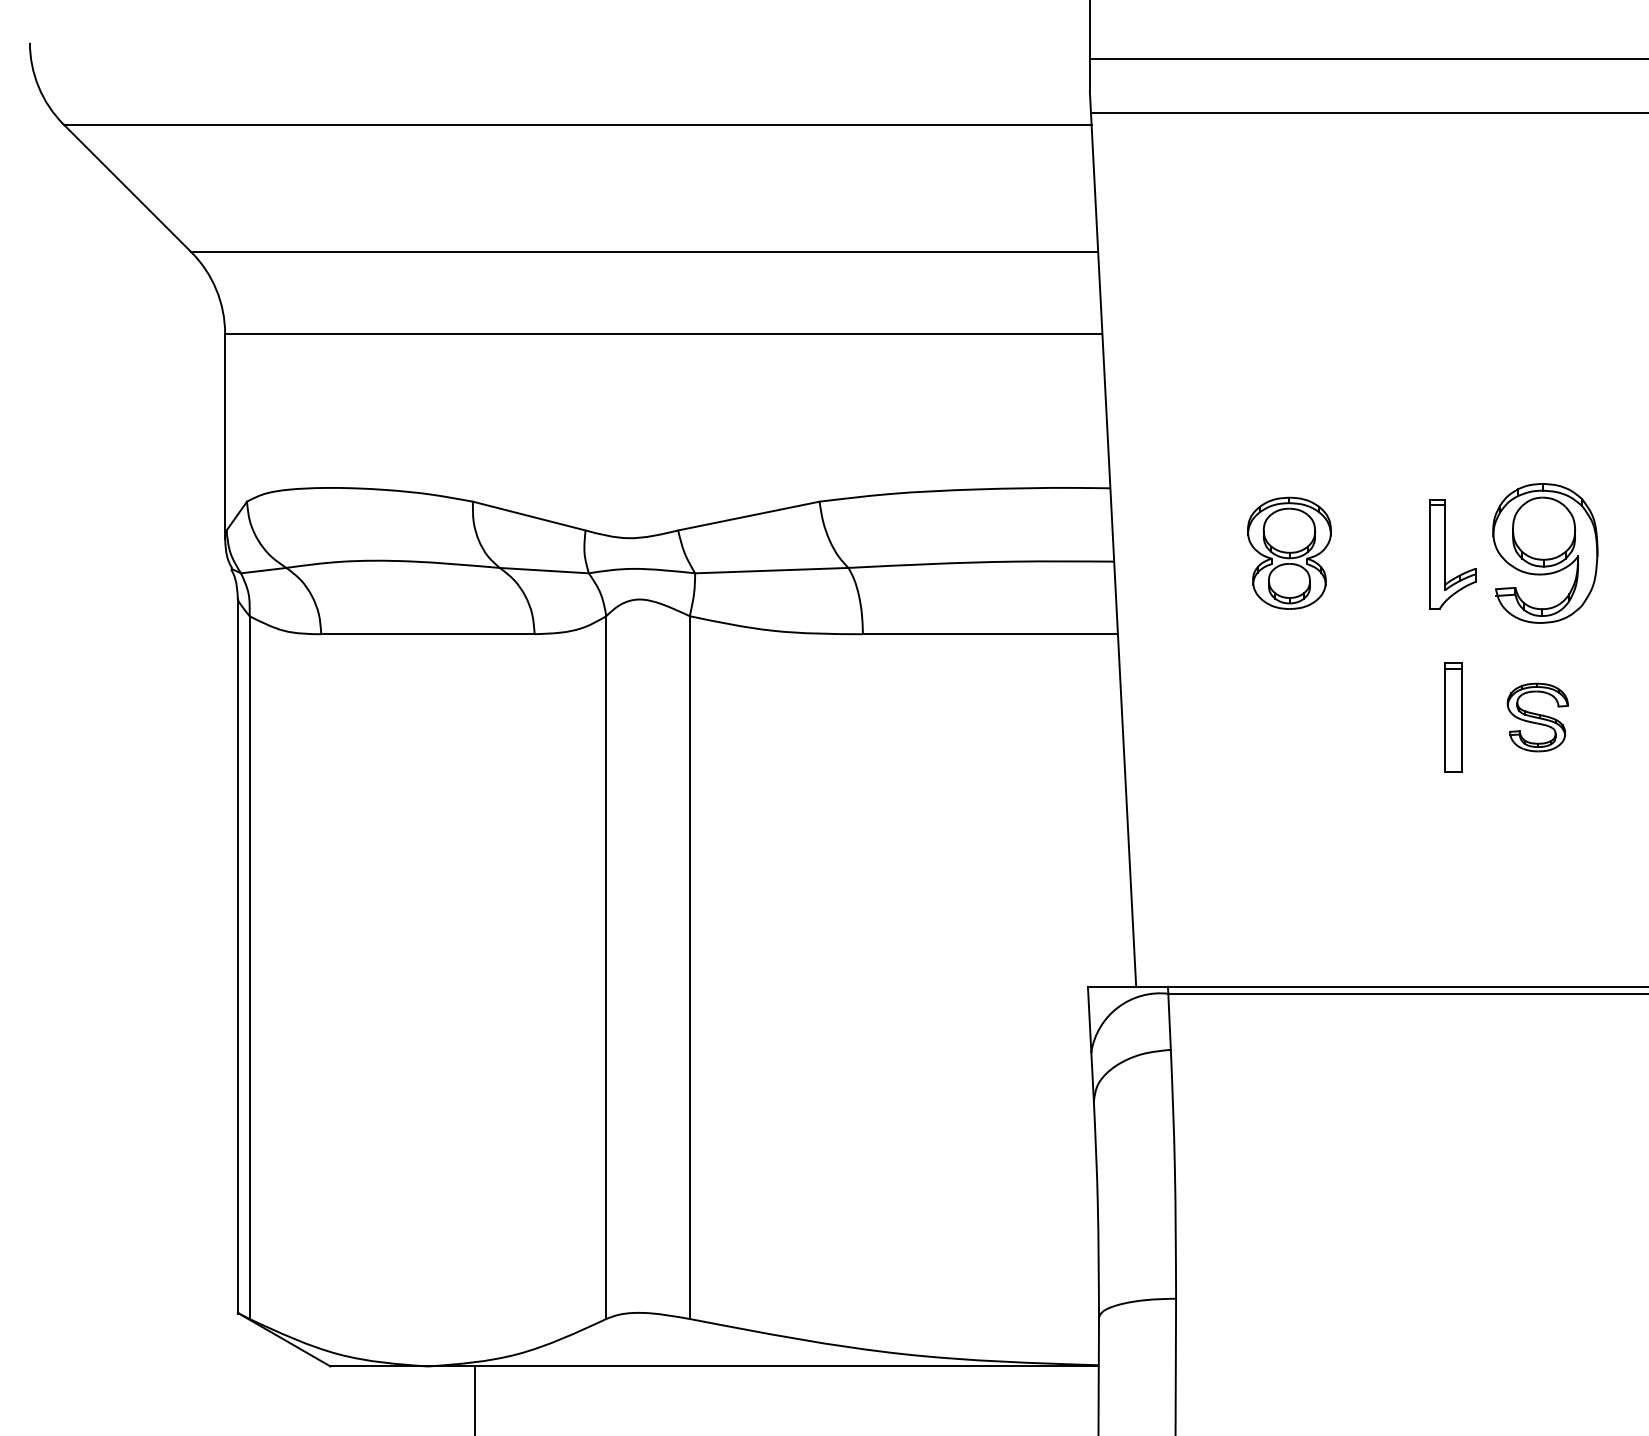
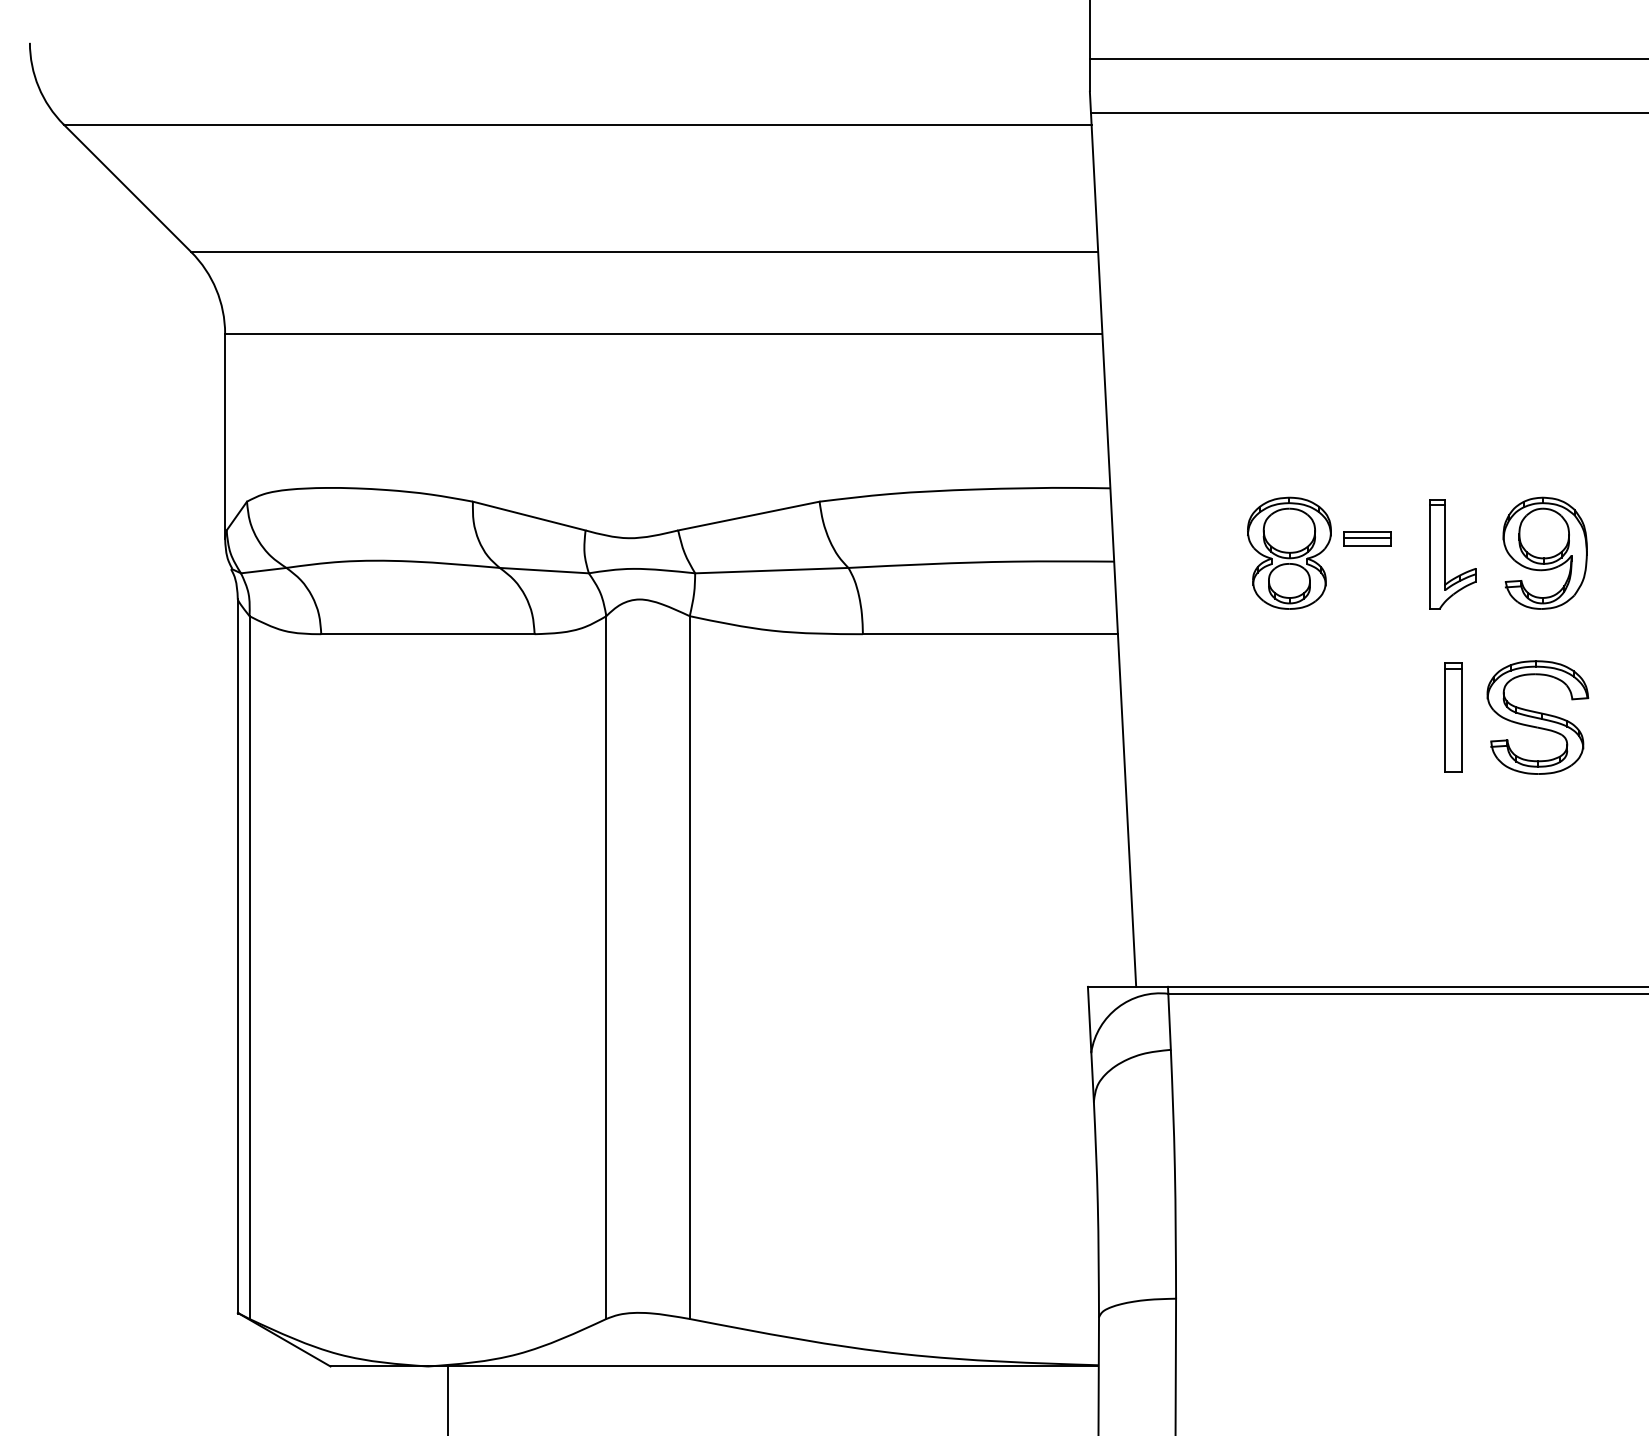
part: none -> present (1367, 538)
part size: 107x141 px -> 86x114 px (1544, 552)
part size: 63x71 px -> 104x115 px (1537, 717)
line position: (475, 1399) -> (448, 1399) (448, 1399)
